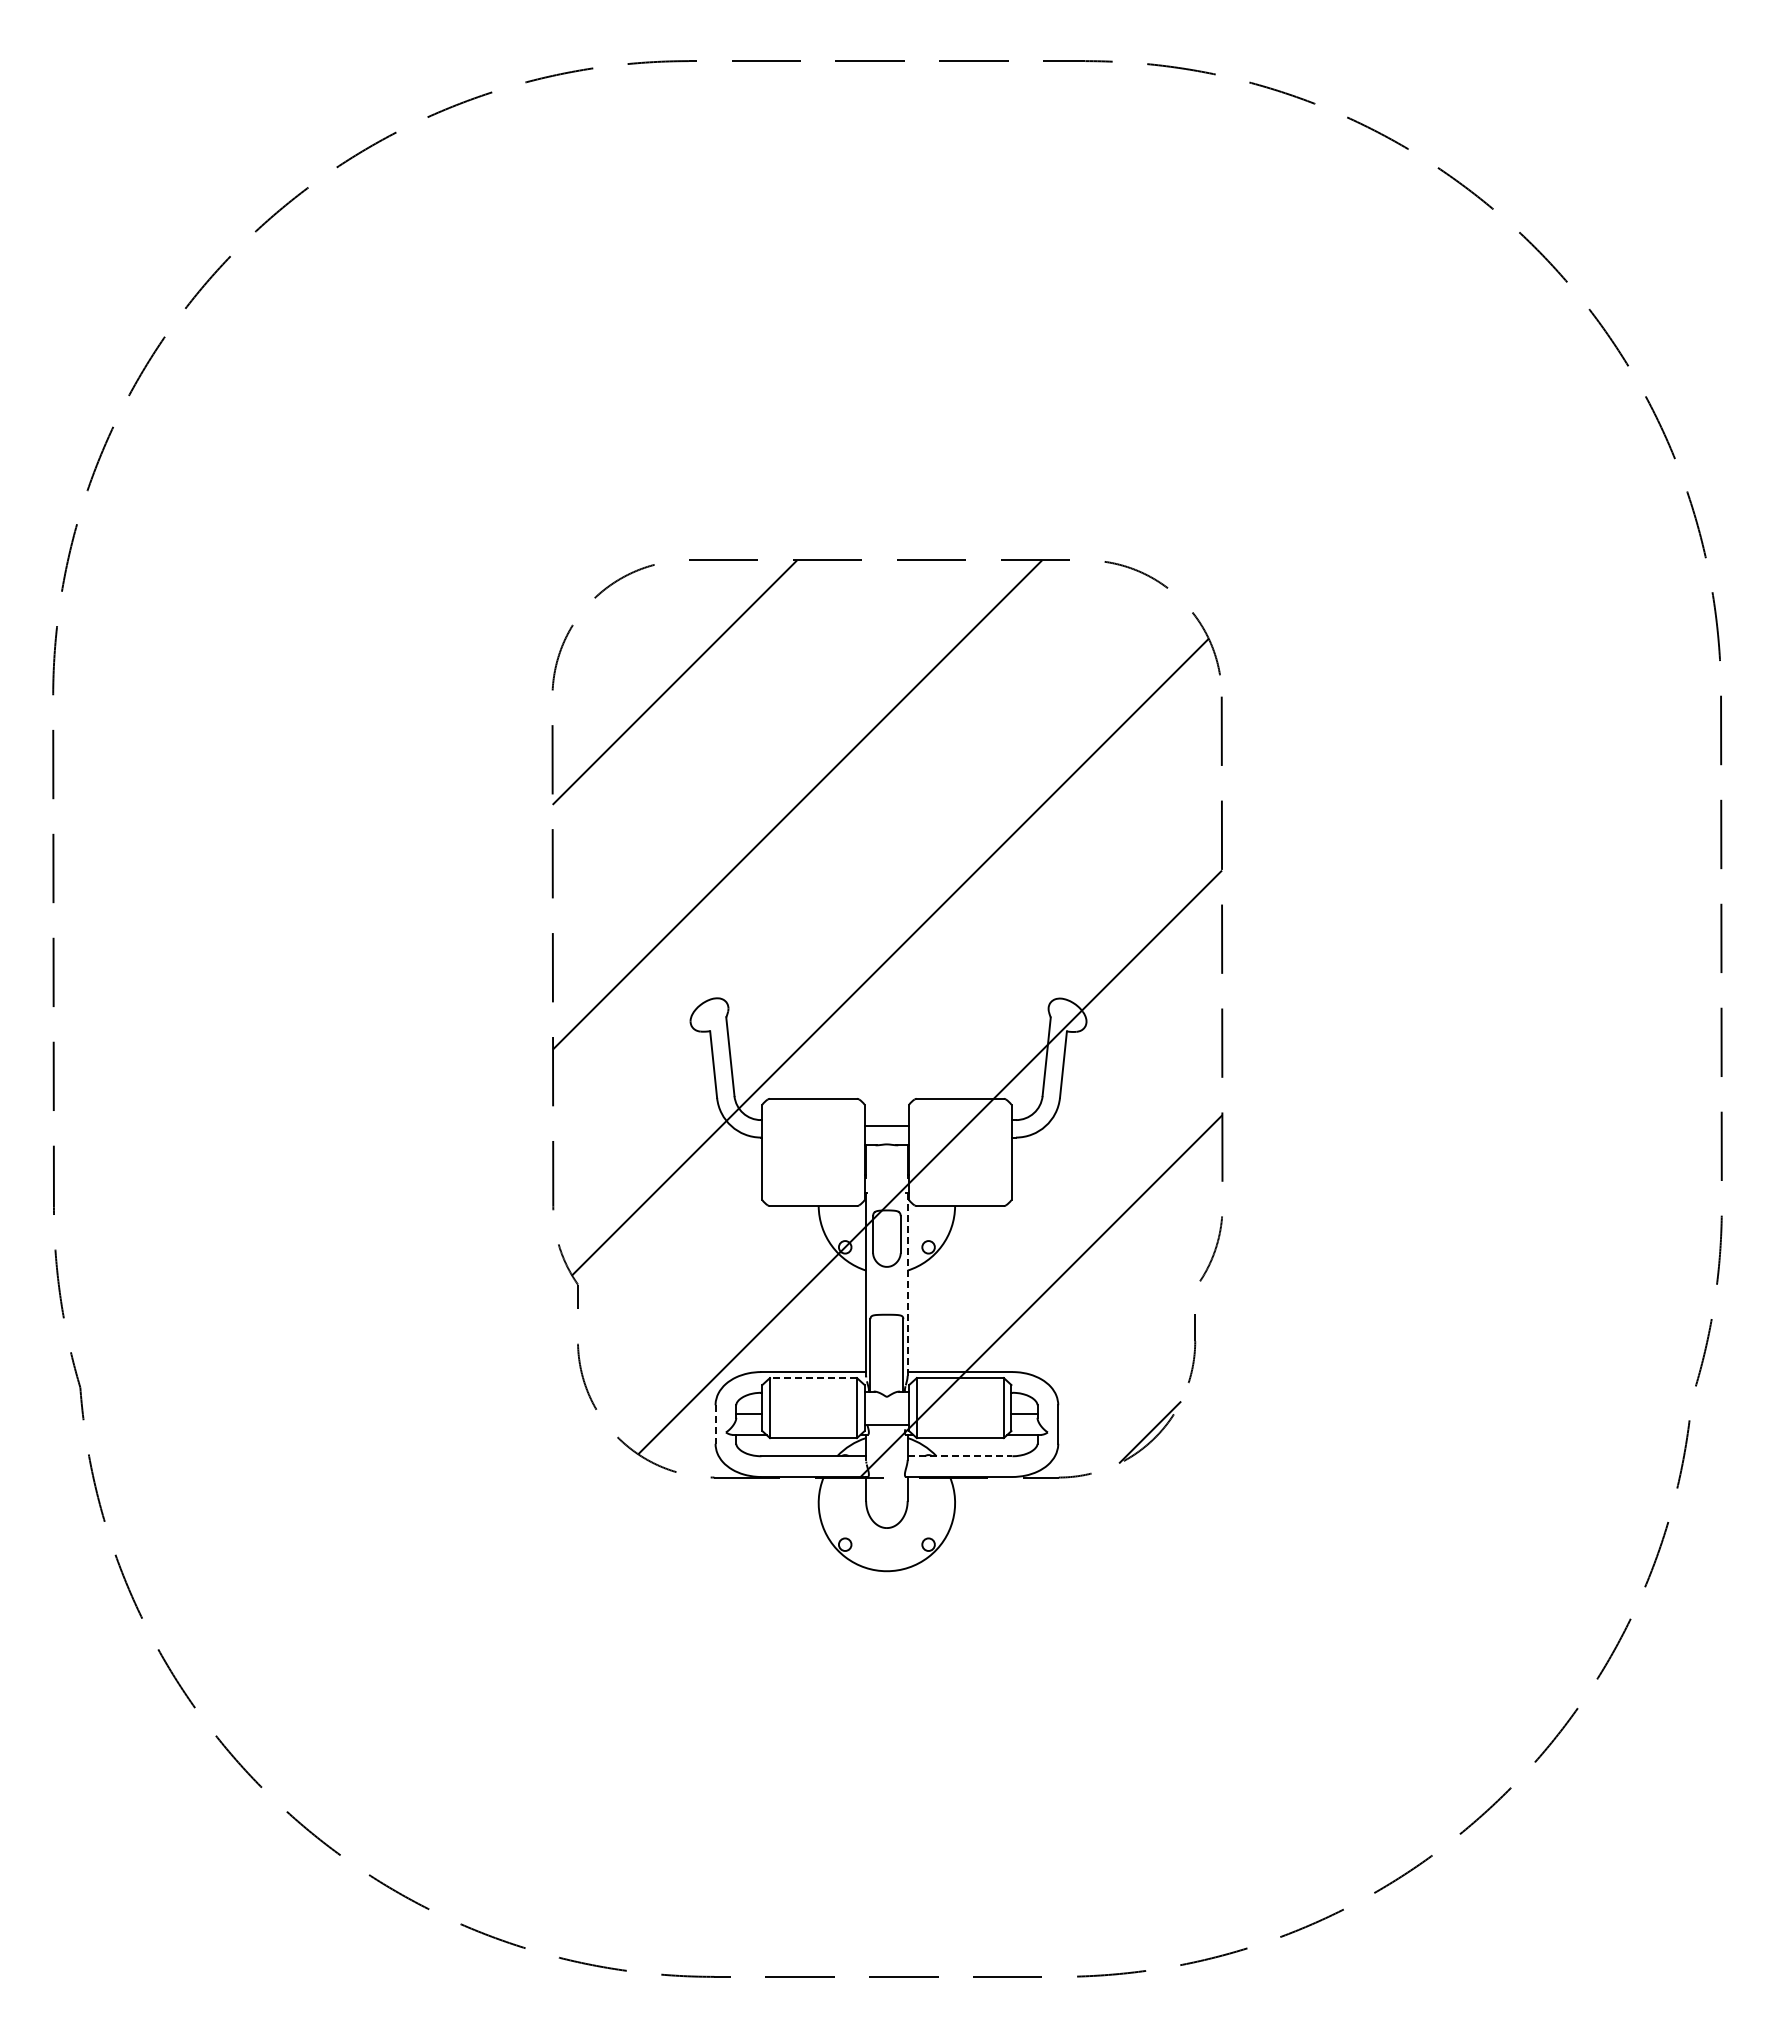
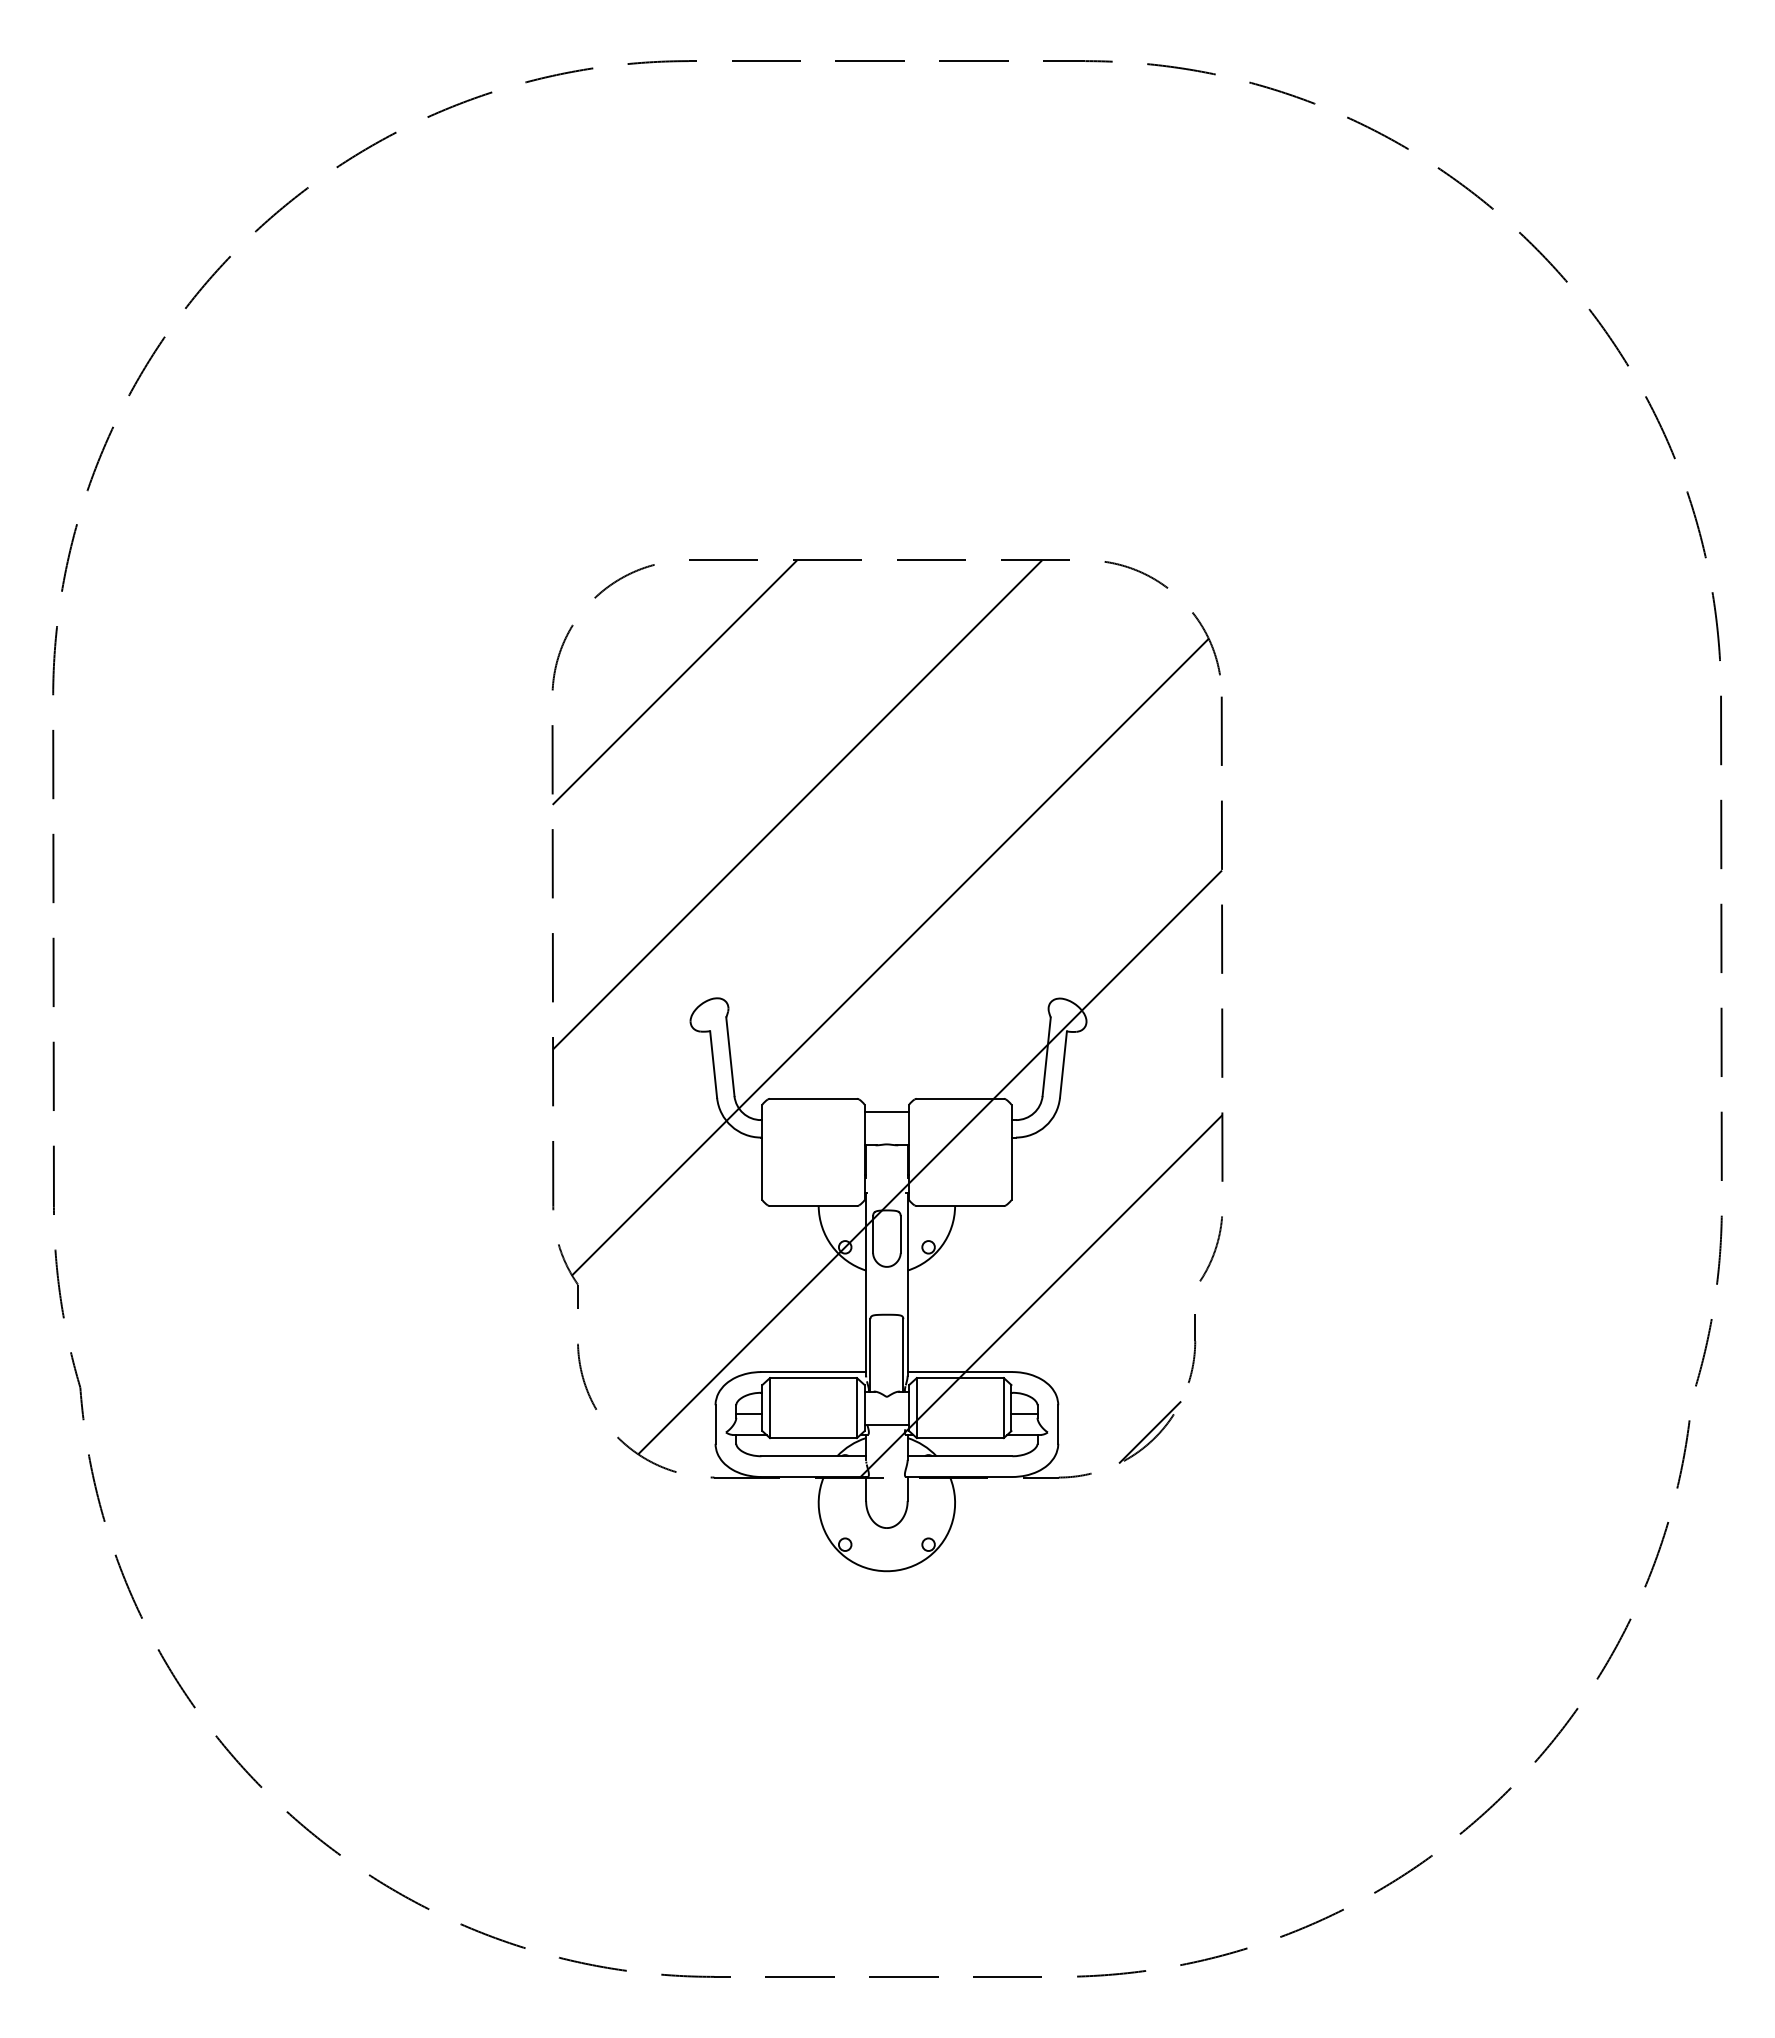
line position: (886, 1126) -> (886, 1112) (886, 1112)
line: dashed -> solid (907, 1284)
line: dashed -> solid (813, 1378)
line: dashed -> solid (715, 1425)
line: dashed -> solid (960, 1456)
